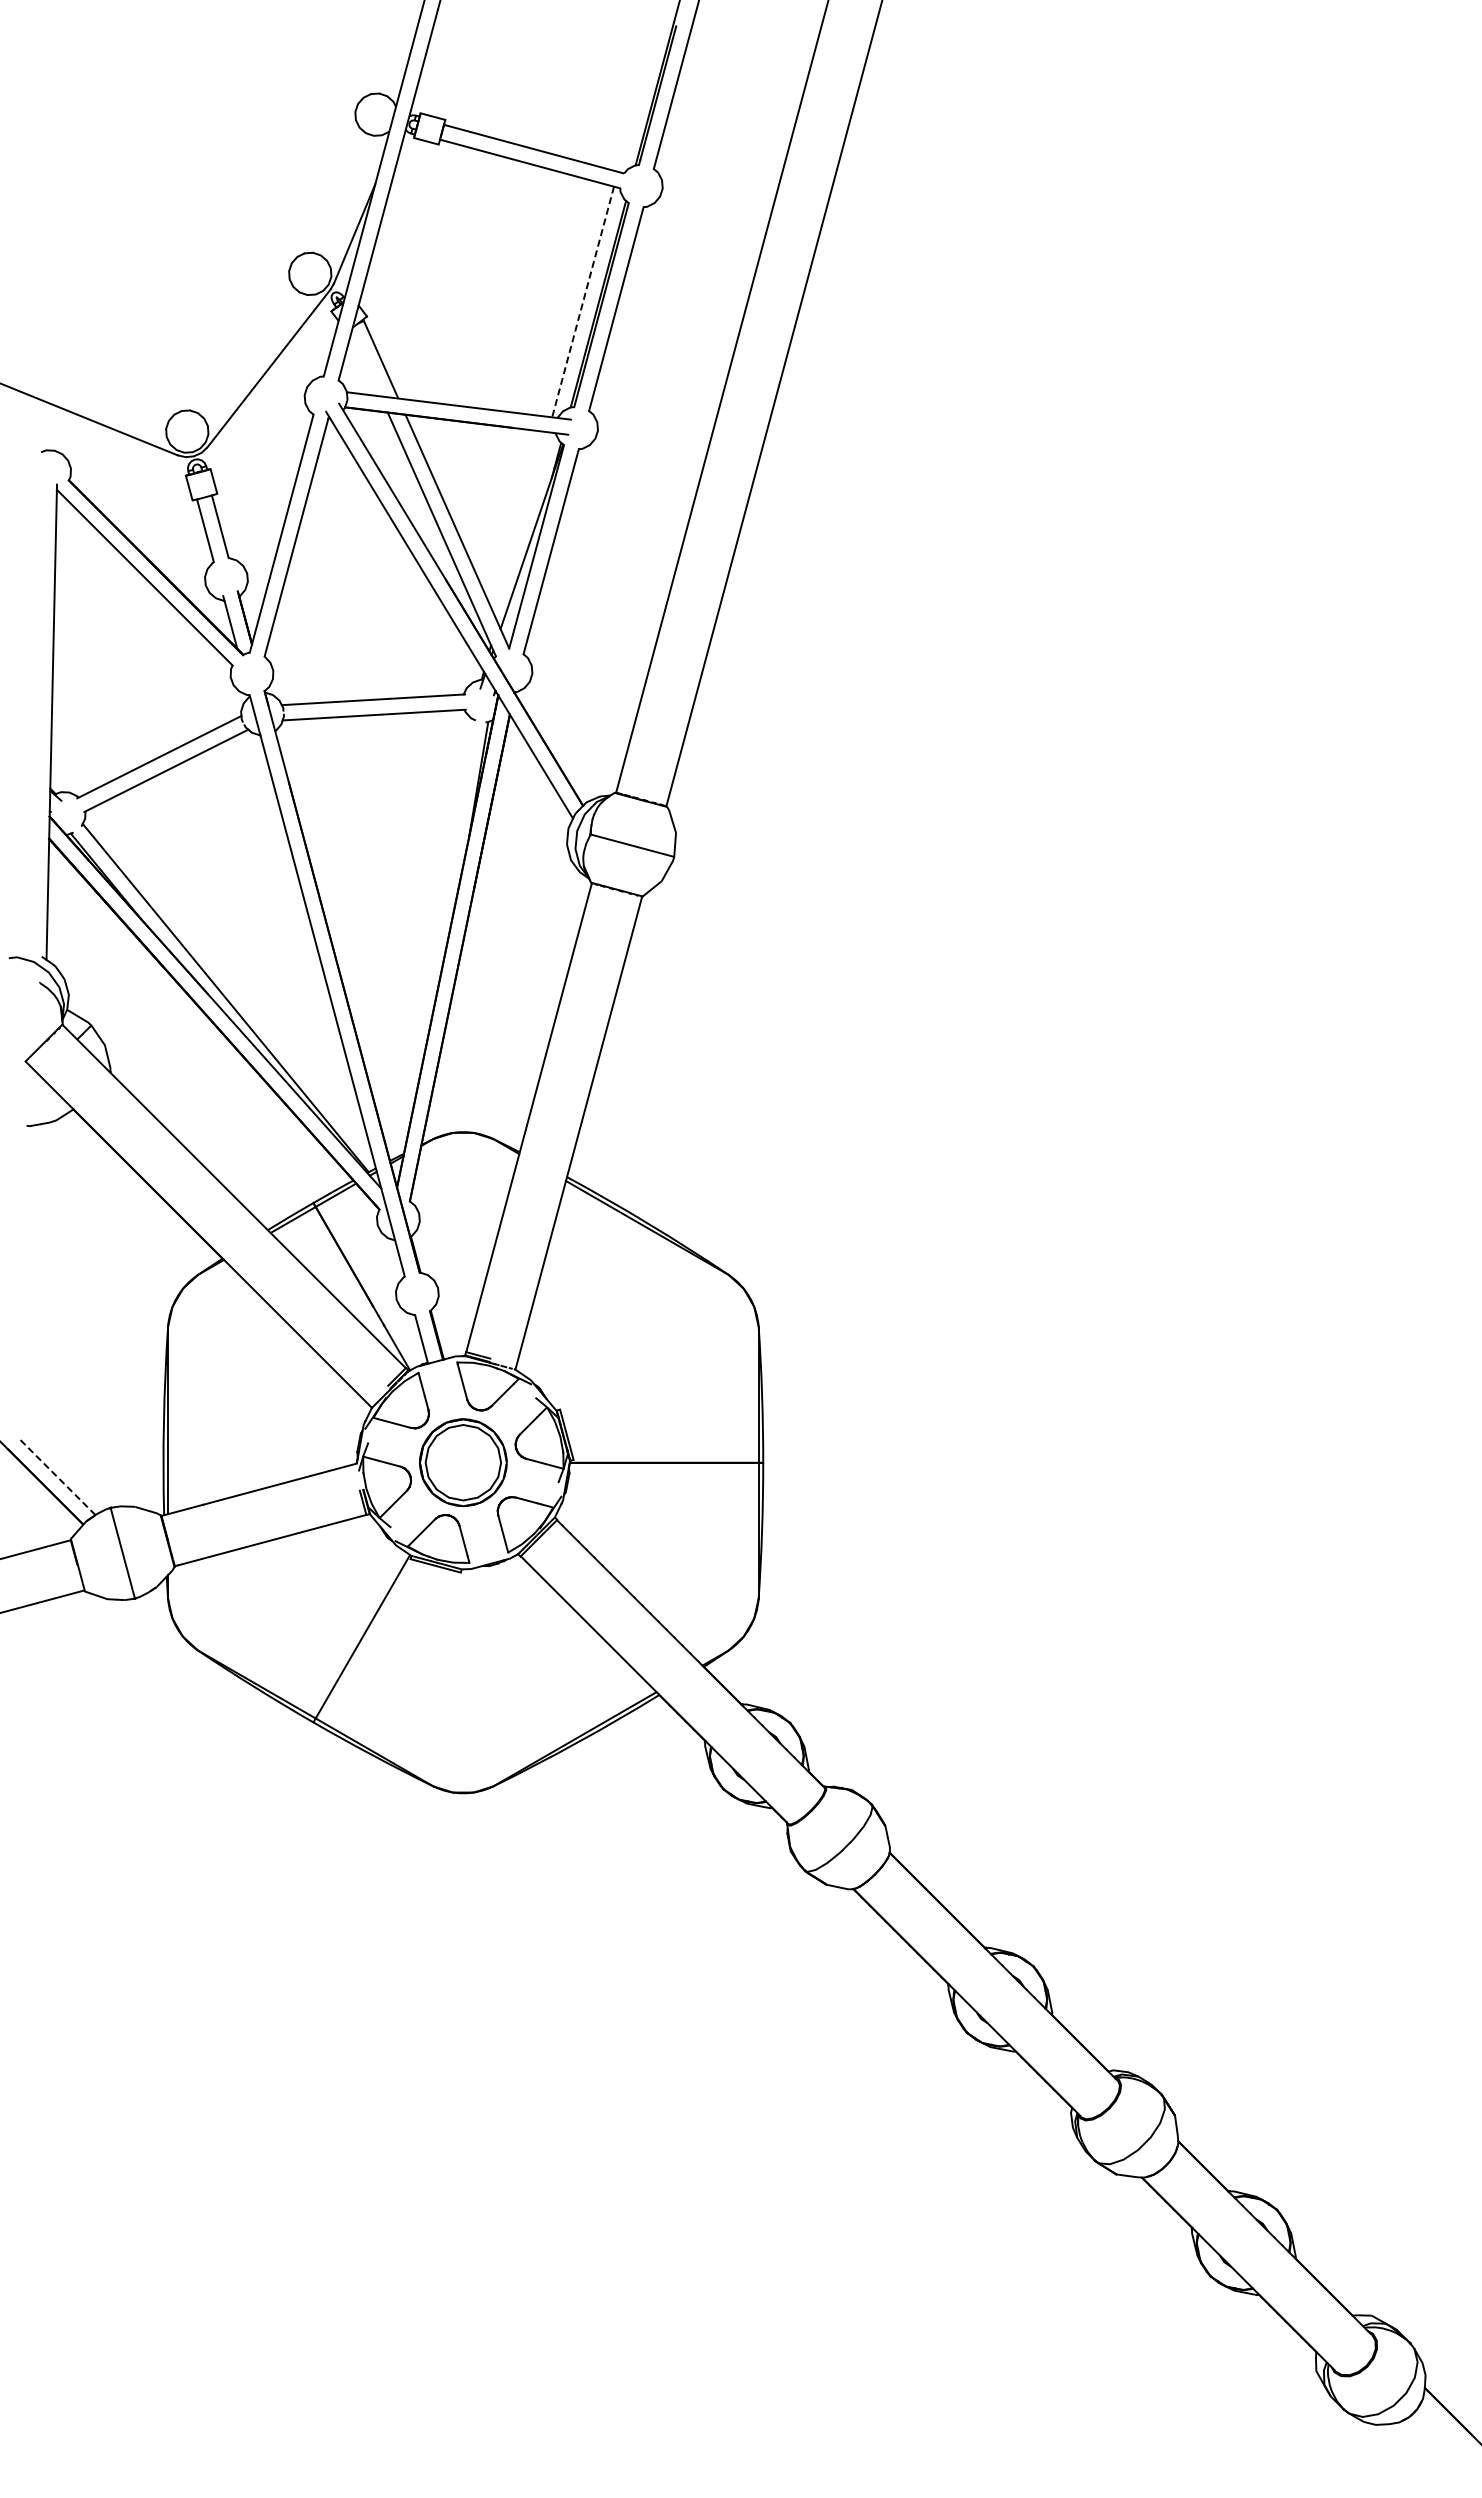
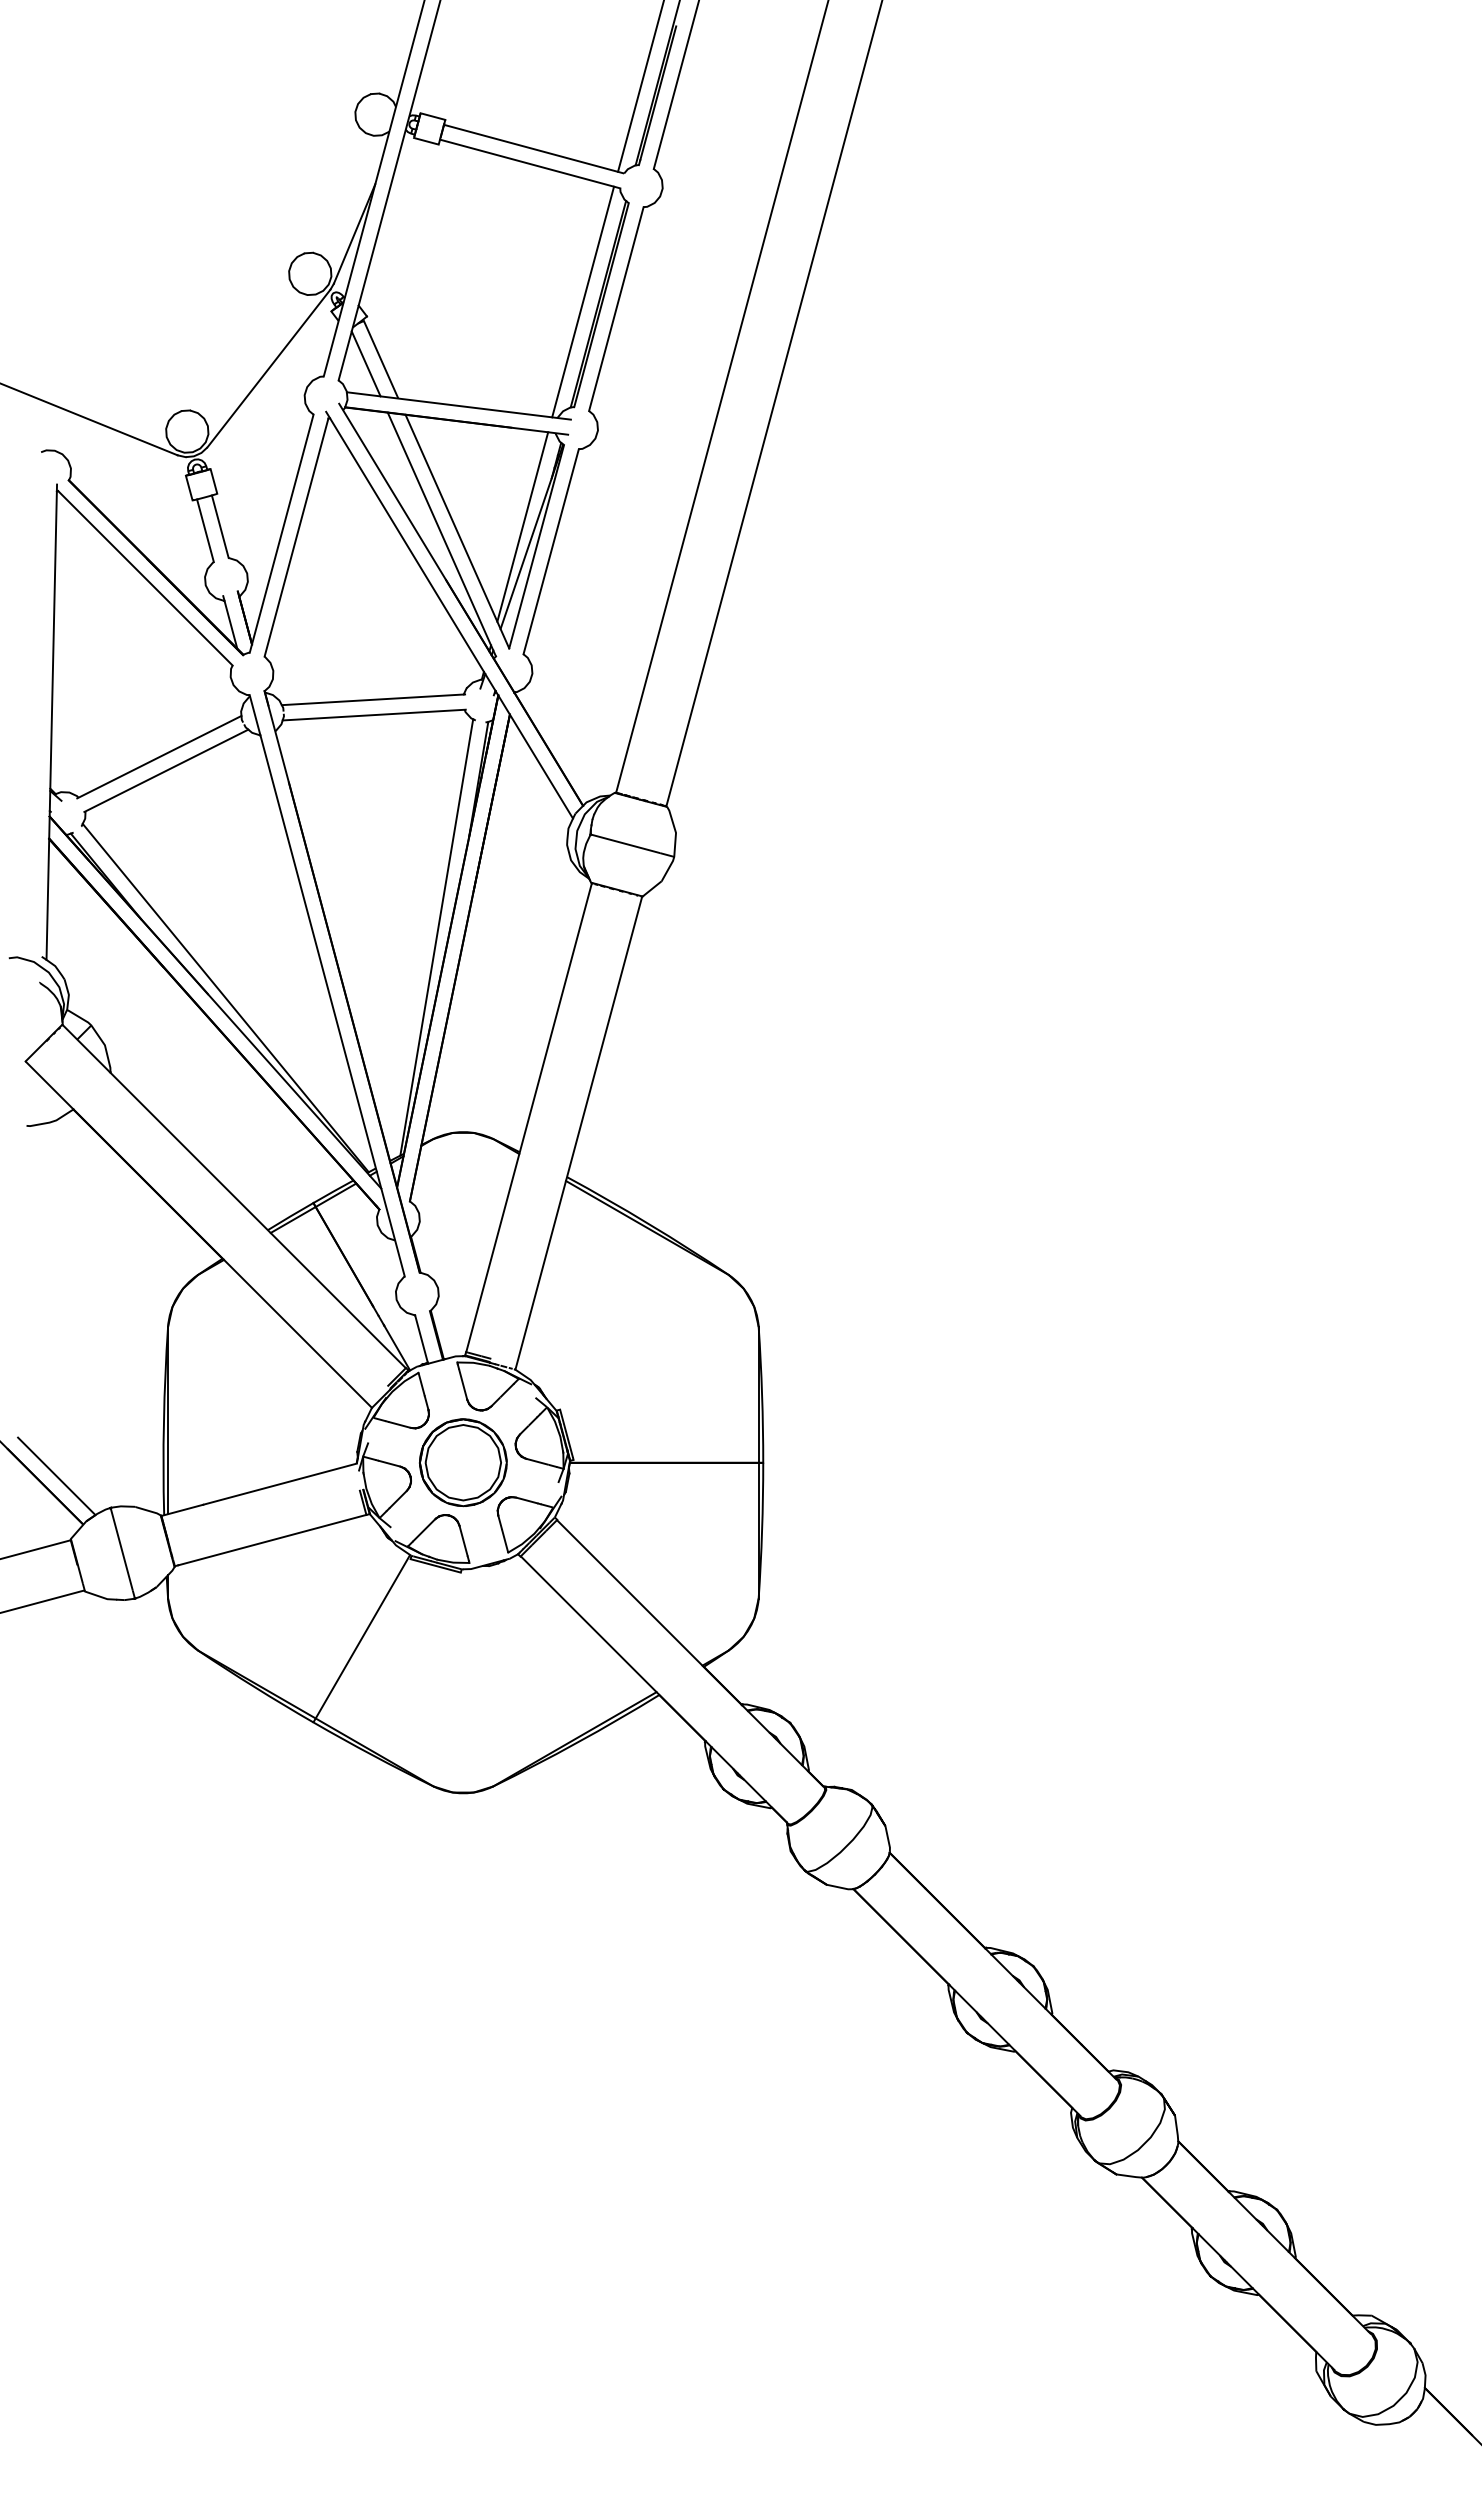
line: none -> present (640, 86)
line: dashed -> solid (582, 302)
line: none -> present (365, 363)
line: none -> present (522, 526)
line: none -> present (436, 937)
line: dashed -> solid (56, 1476)
